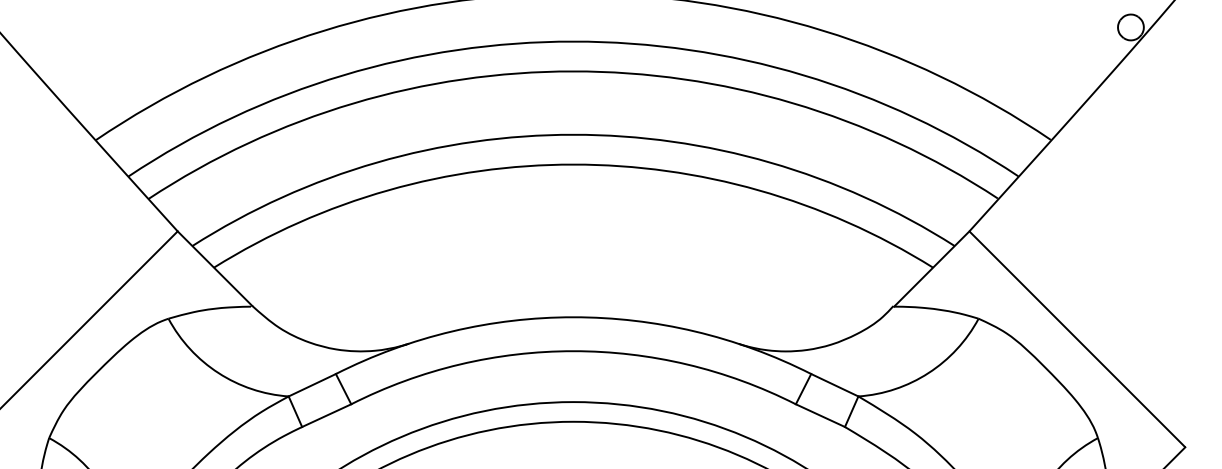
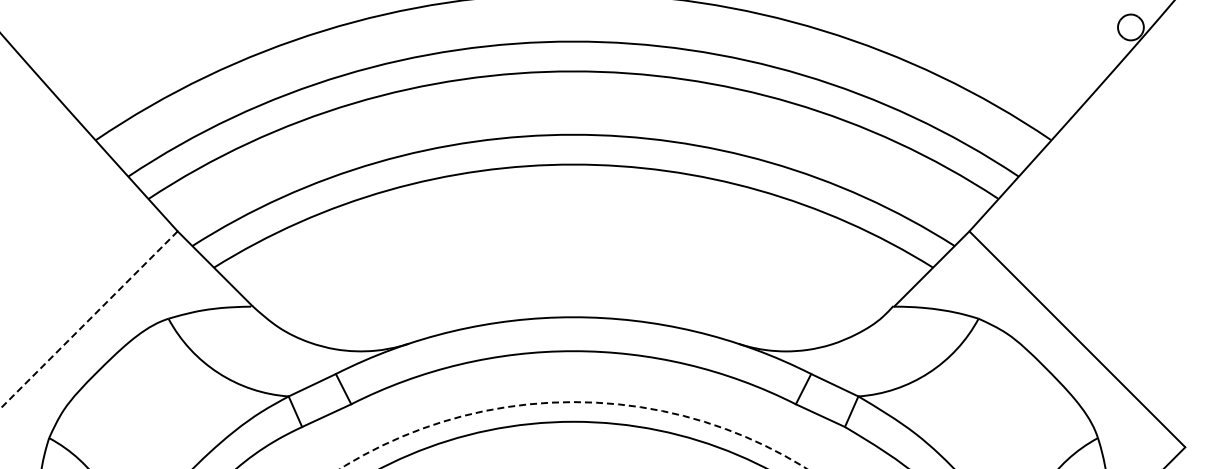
line: solid -> dashed (88, 320)
circle: solid -> dashed (573, 435)
